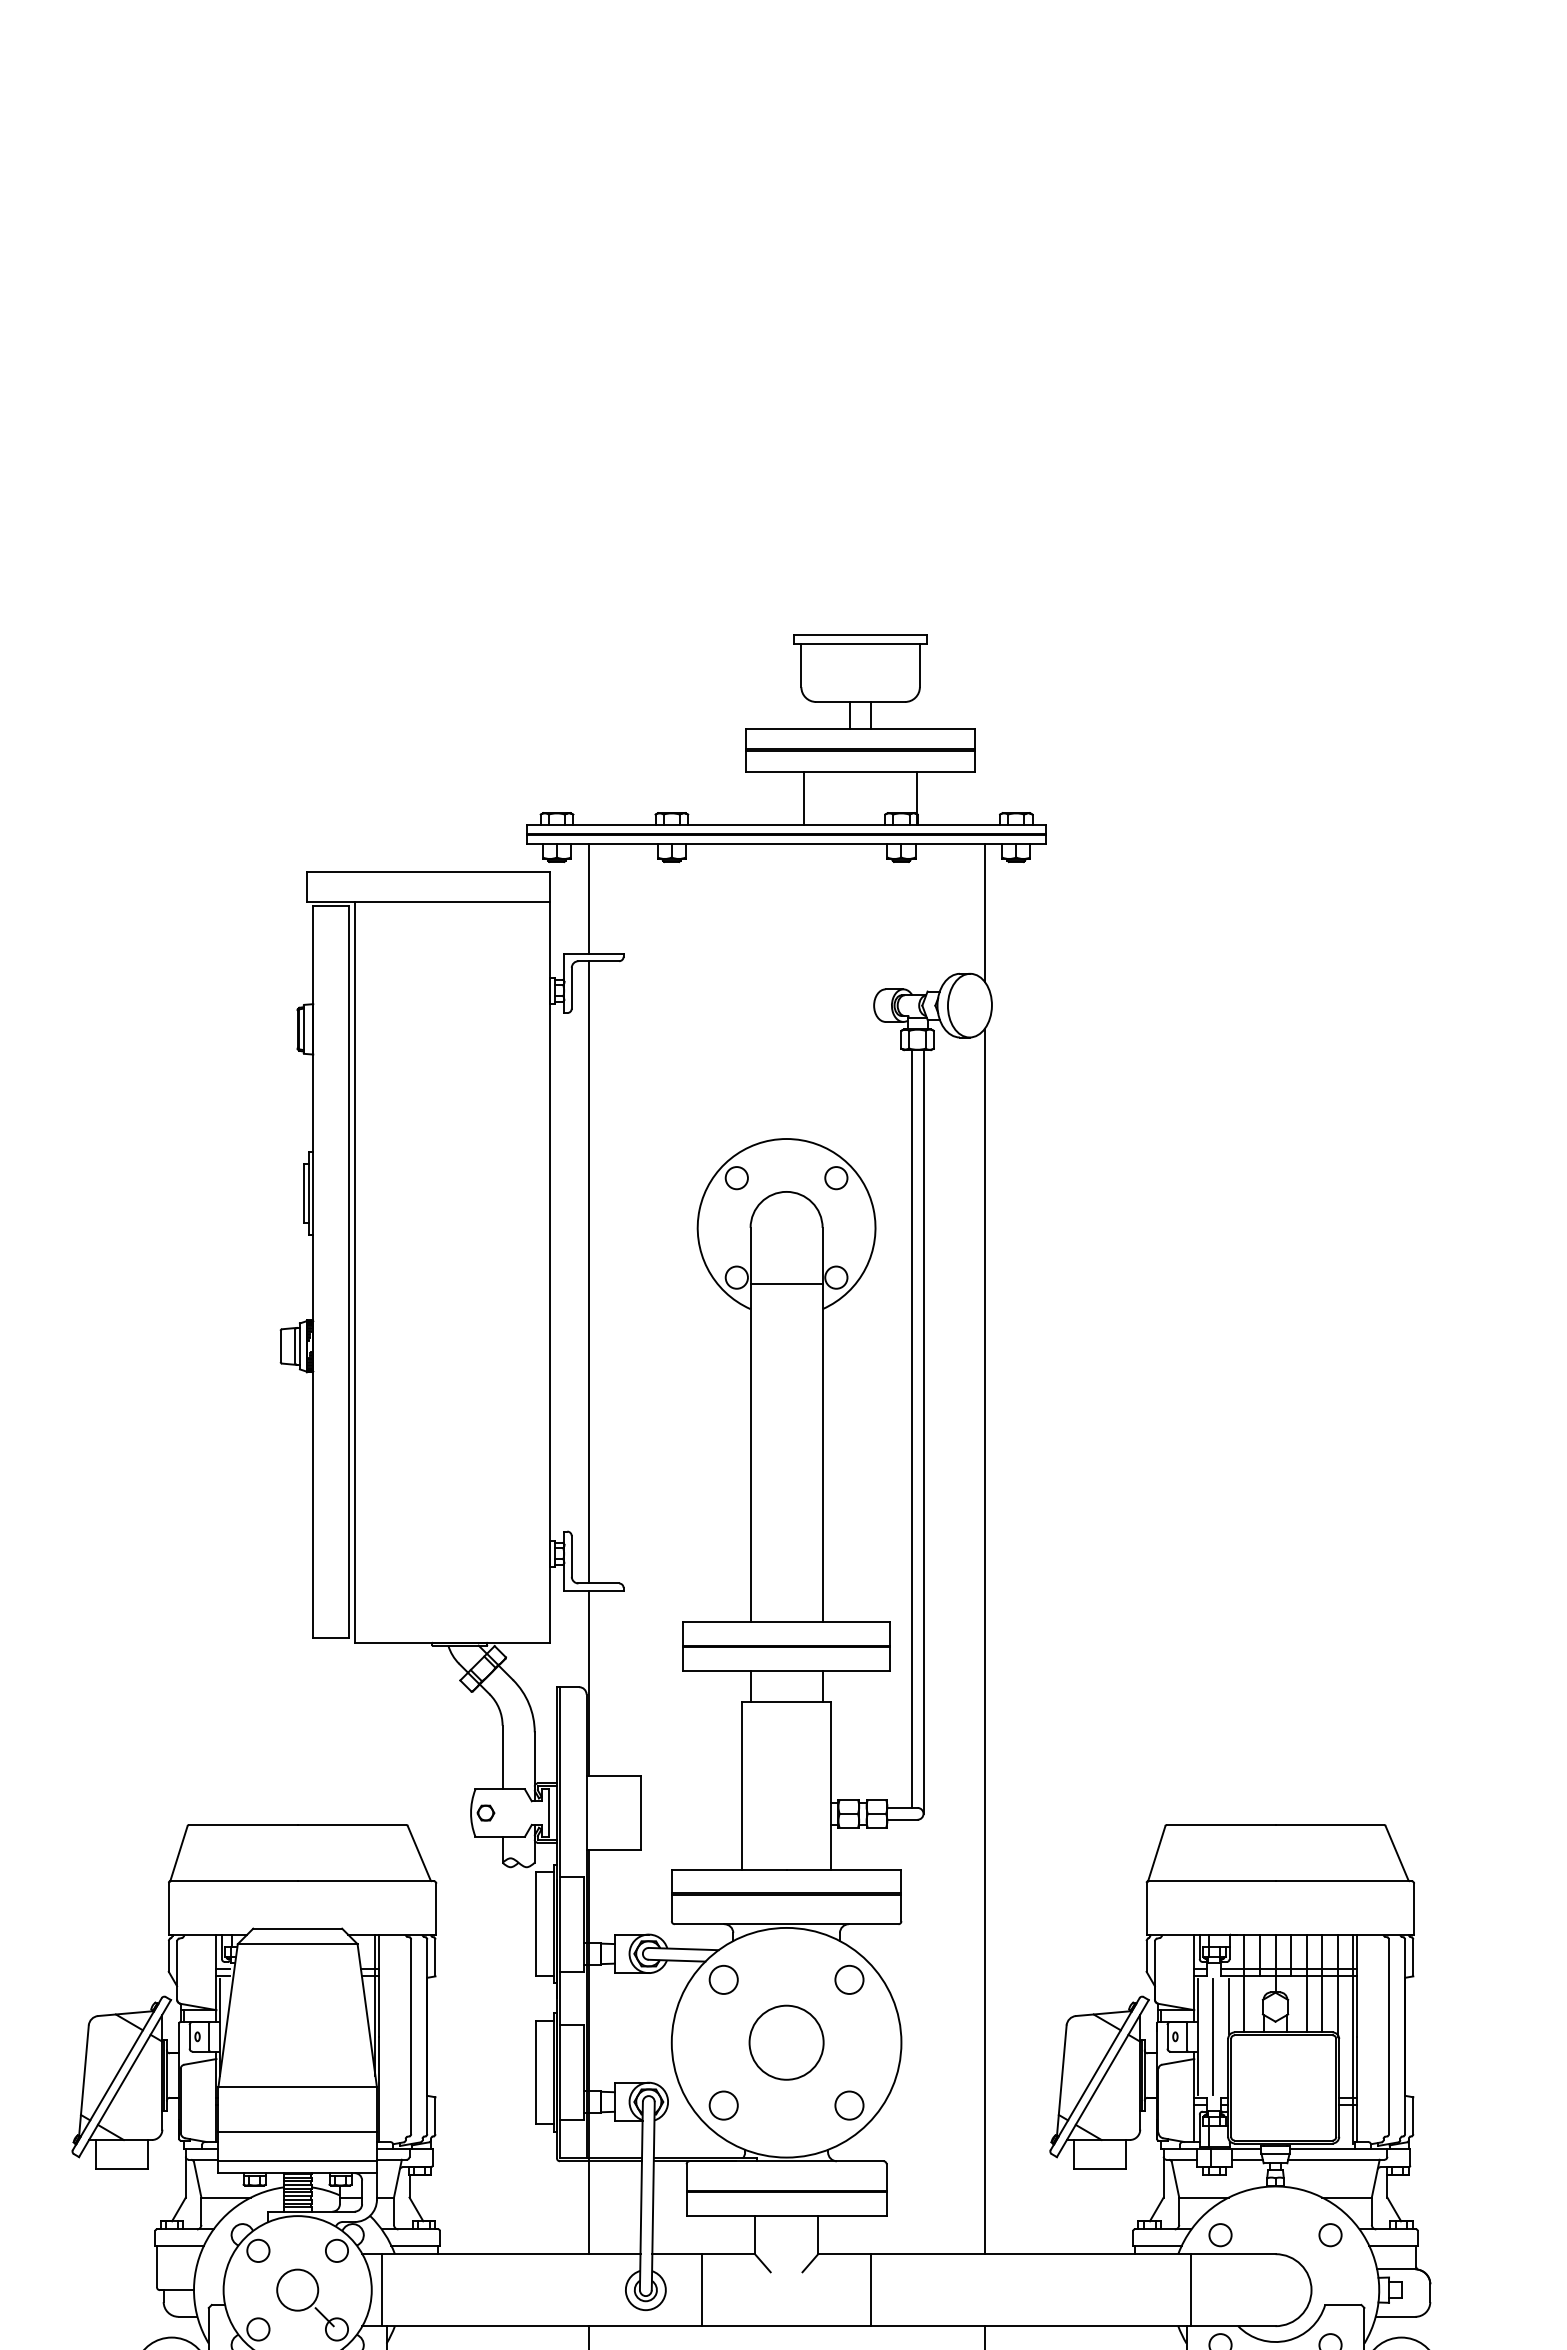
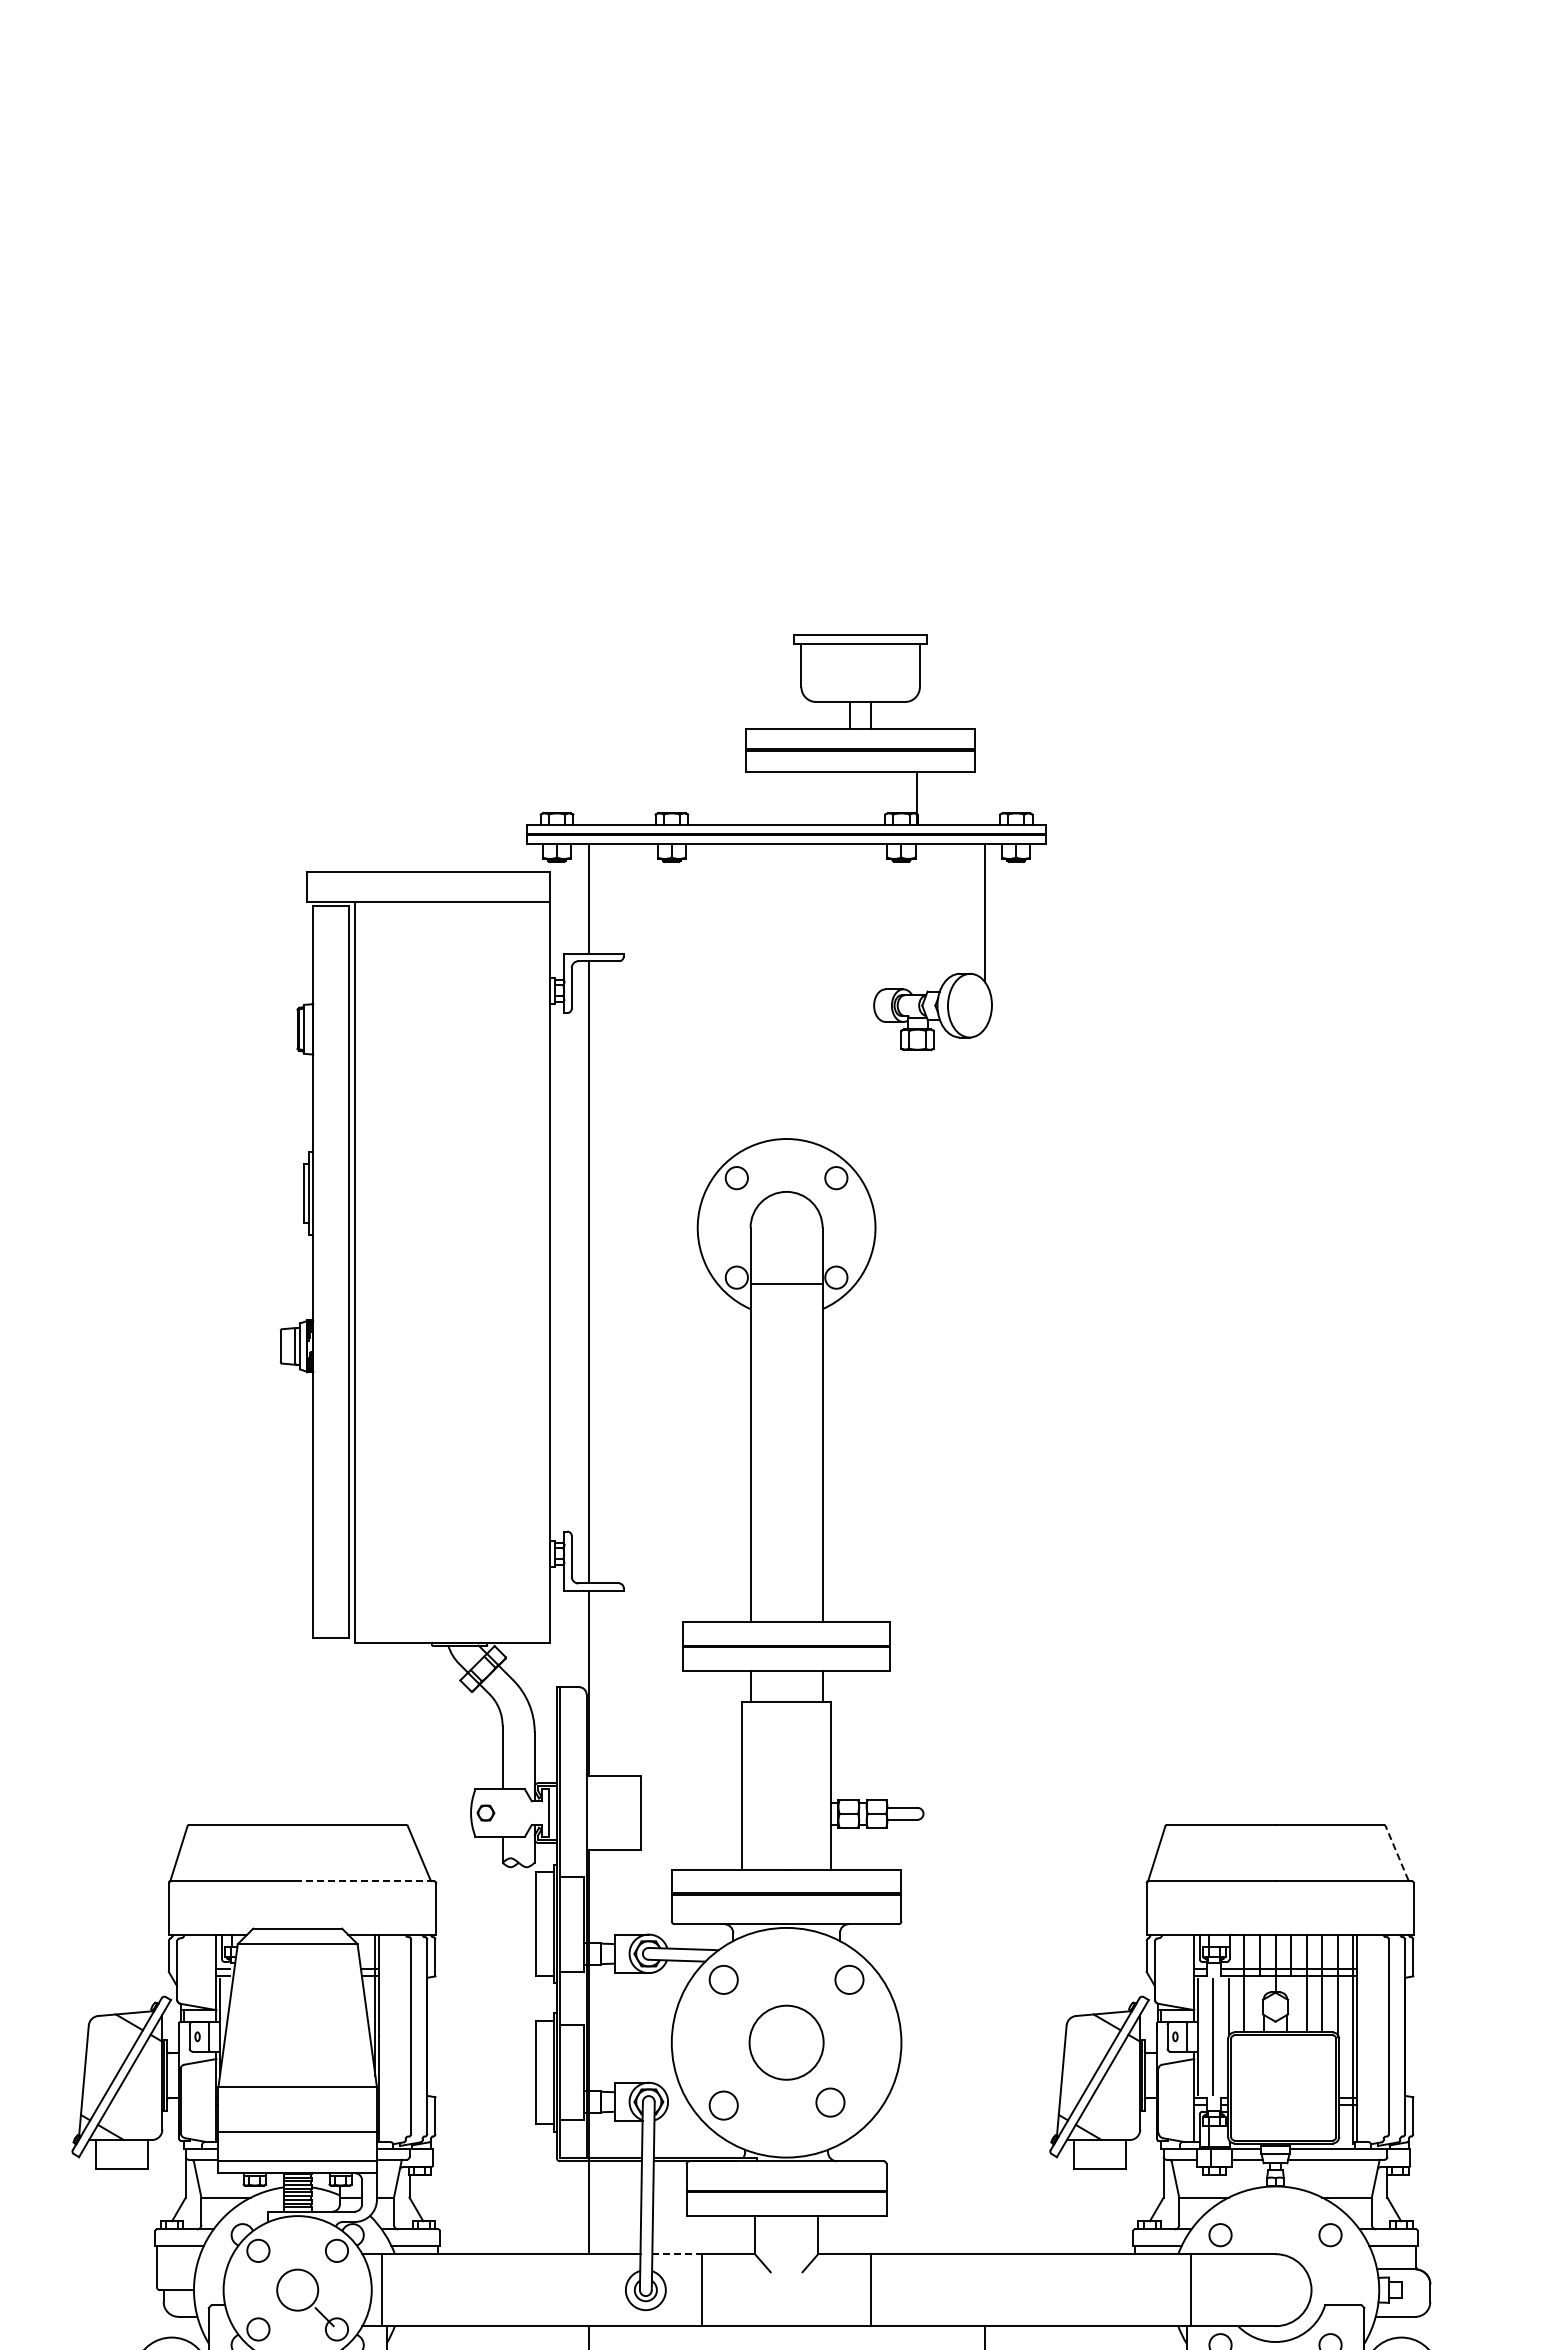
line: present -> none (804, 797)
line: present -> none (911, 1428)
line: present -> none (923, 1431)
line: present -> none (984, 1641)
line: solid -> dashed (1397, 1853)
line: solid -> dashed (365, 1881)
circle position: (849, 2105) -> (830, 2102) (830, 2102)
line: solid -> dashed (677, 2254)
